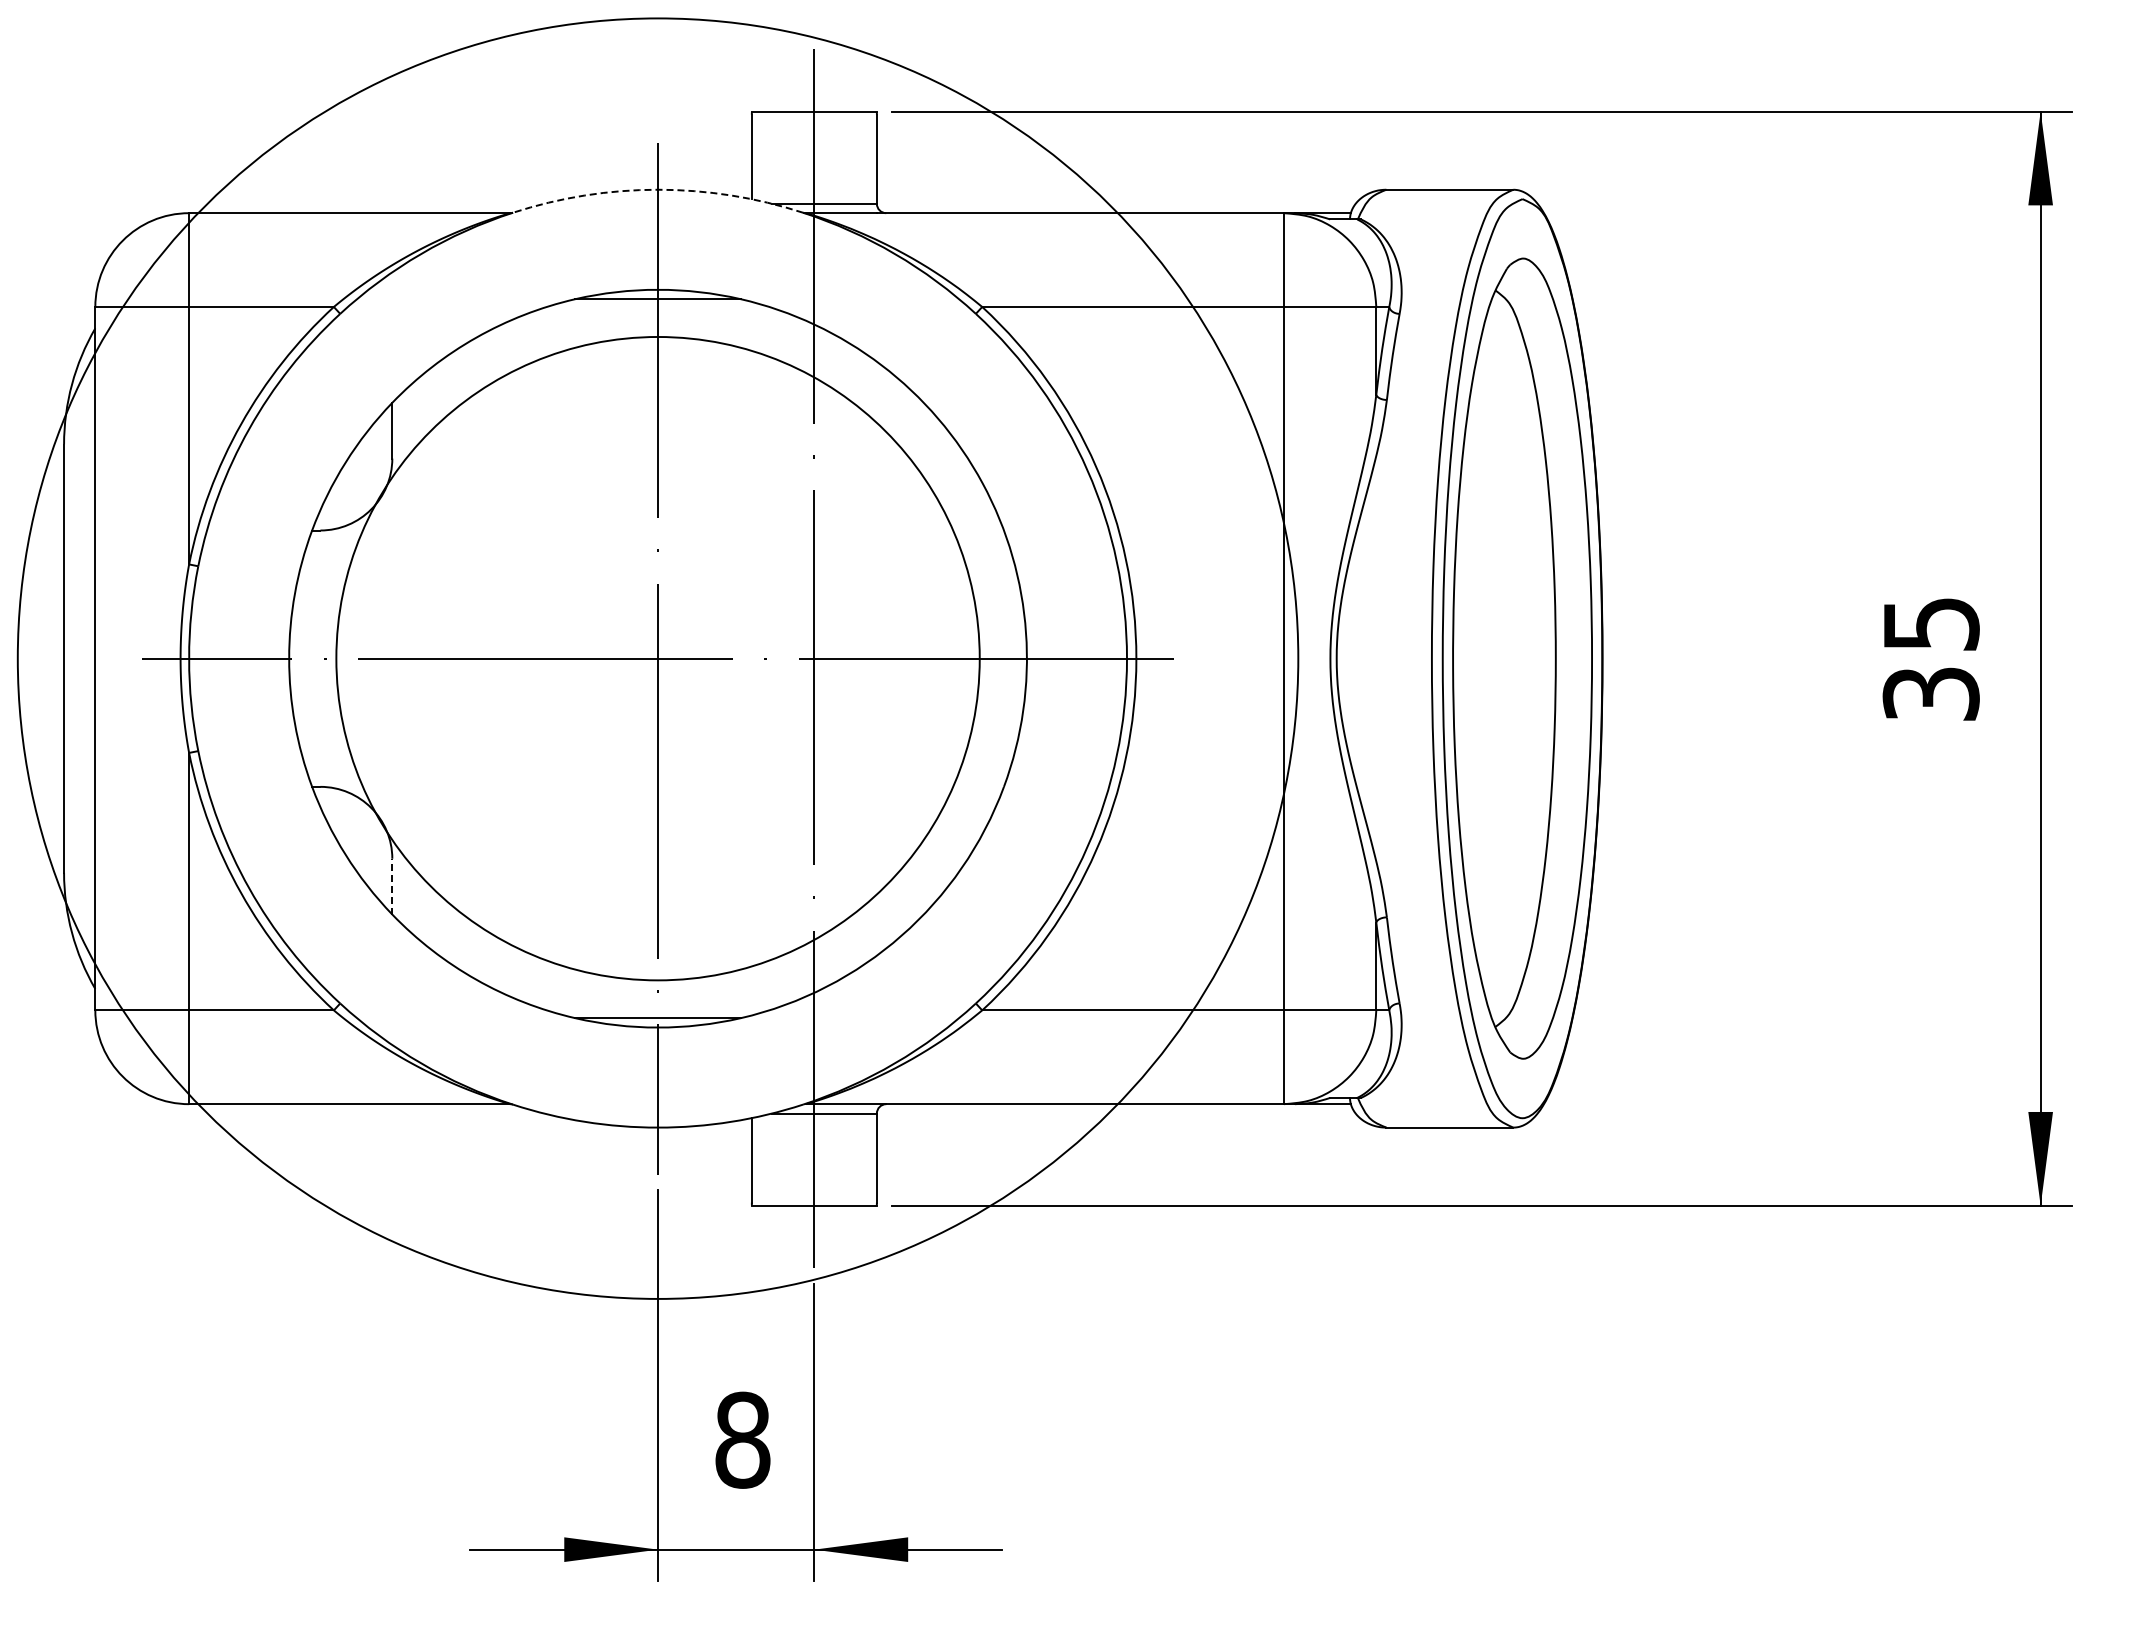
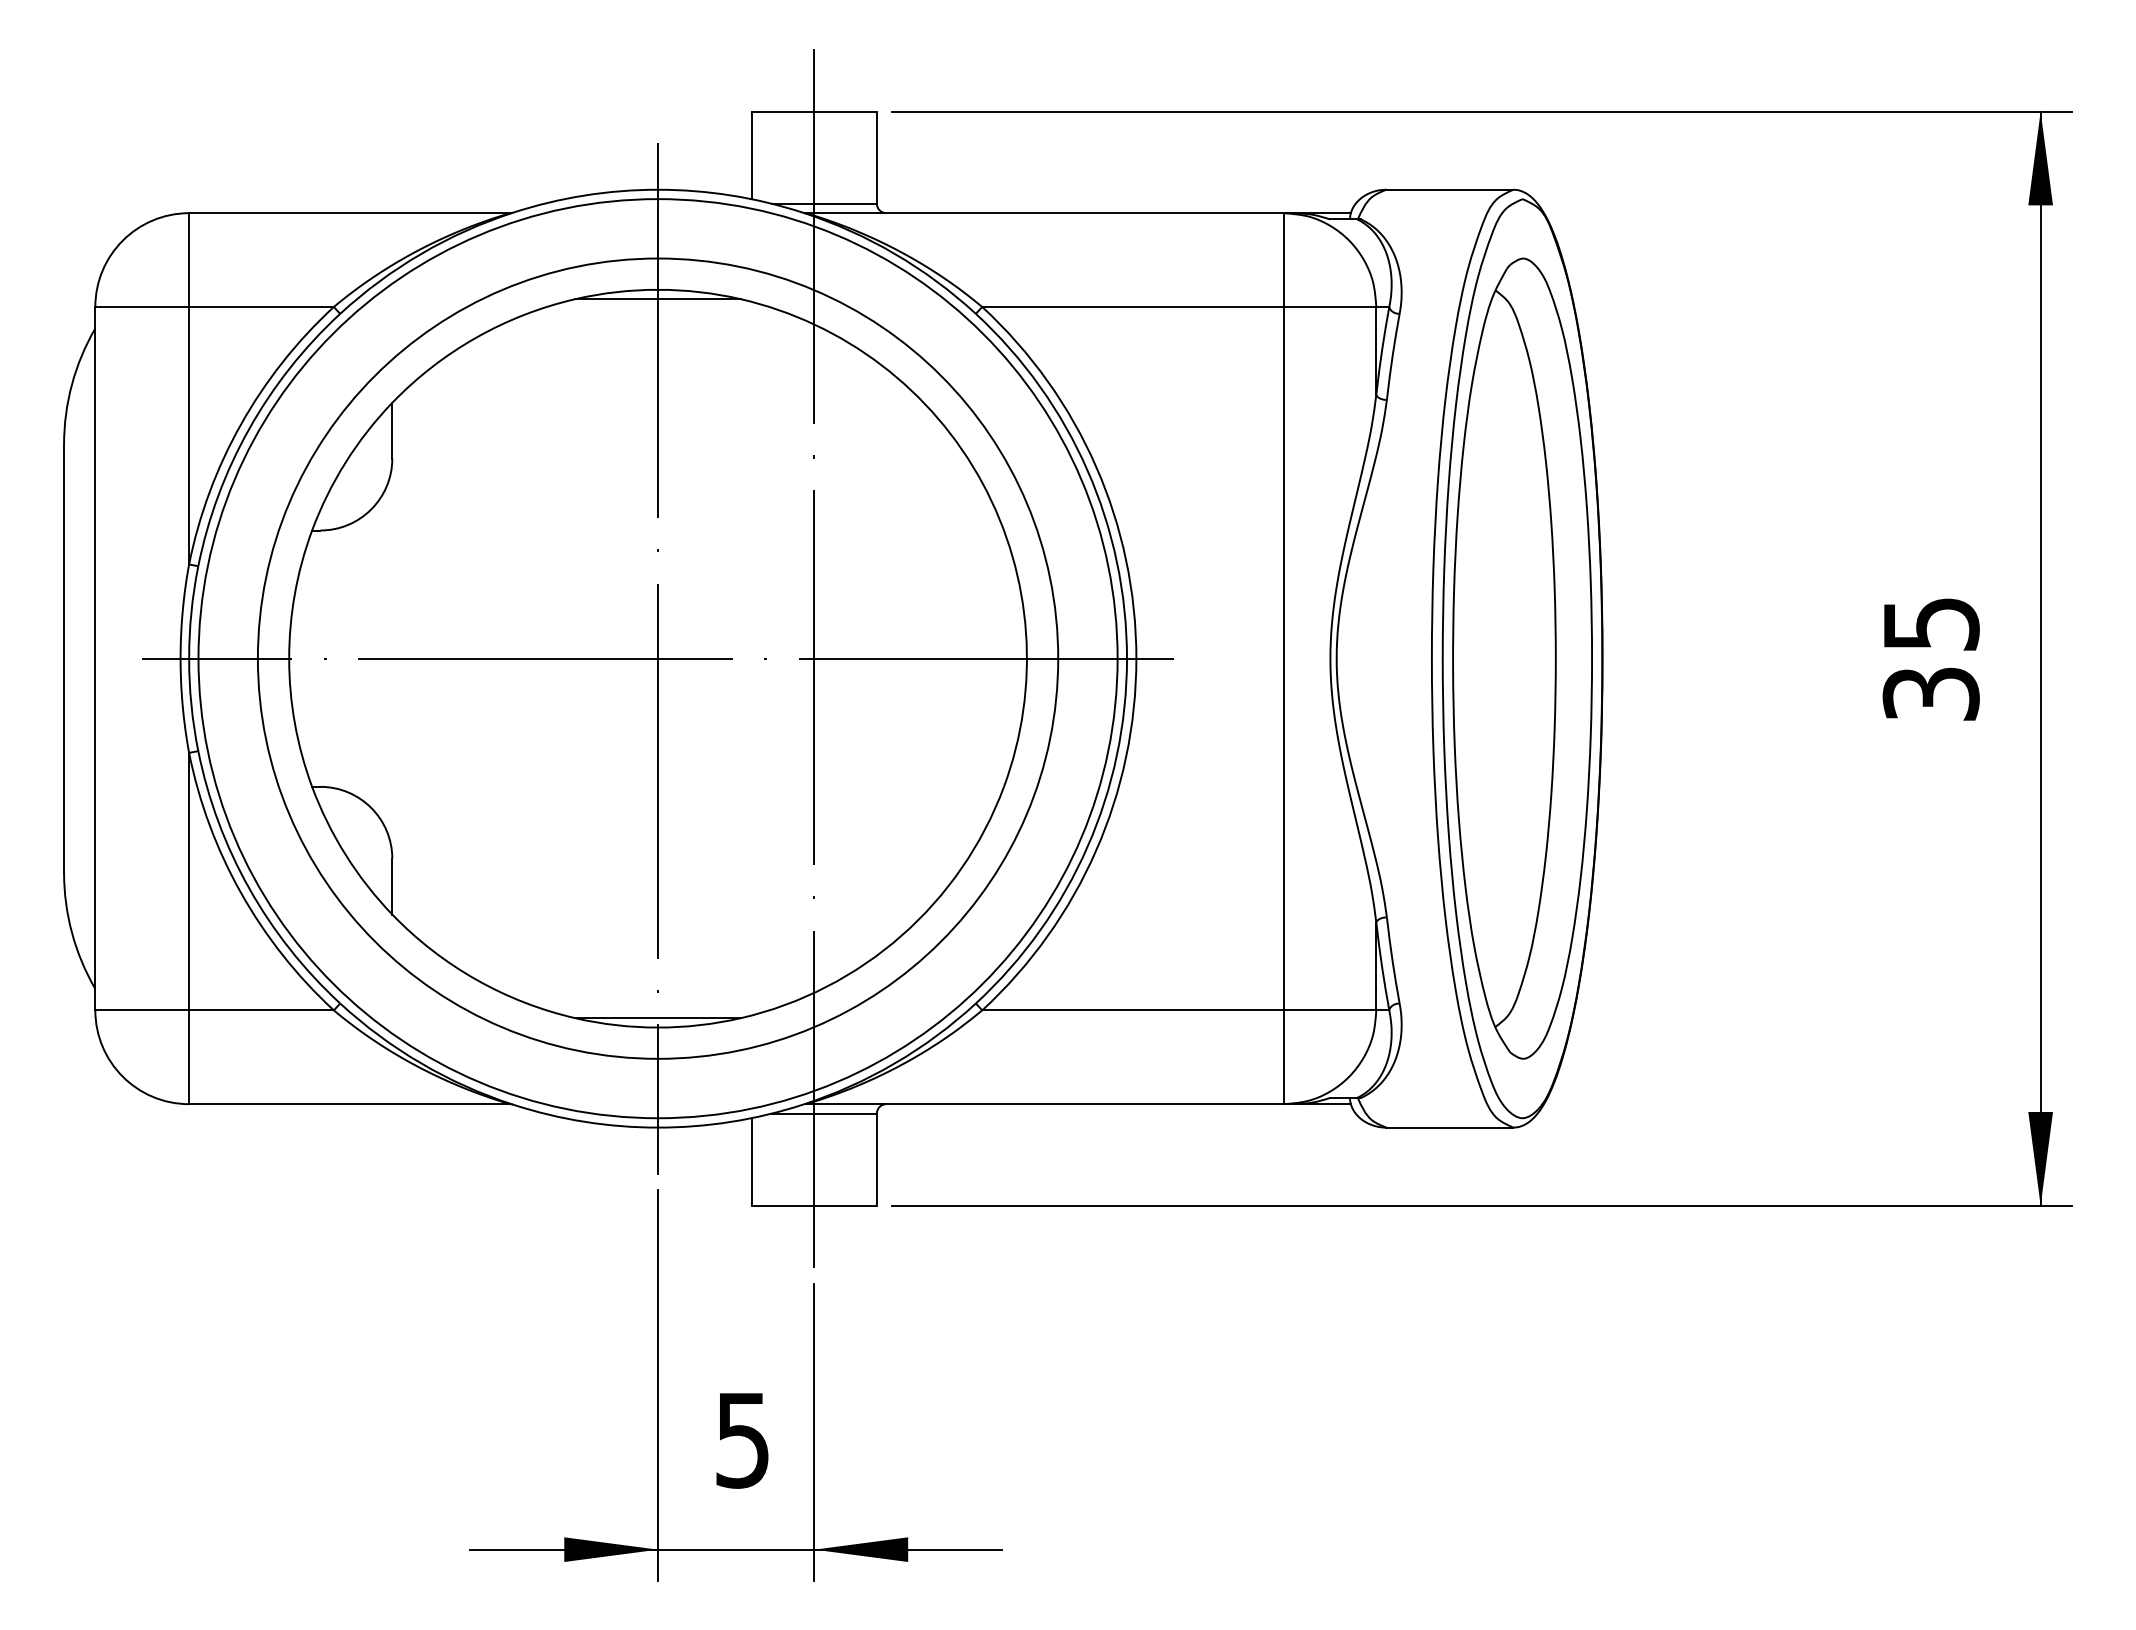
arc: dashed -> solid (658, 189)
circle diameter: 1281 px -> 800 px (657, 658)
circle diameter: 643 px -> 919 px (657, 658)
line: dashed -> solid (392, 886)
text: 8 -> 5 (742, 1439)
